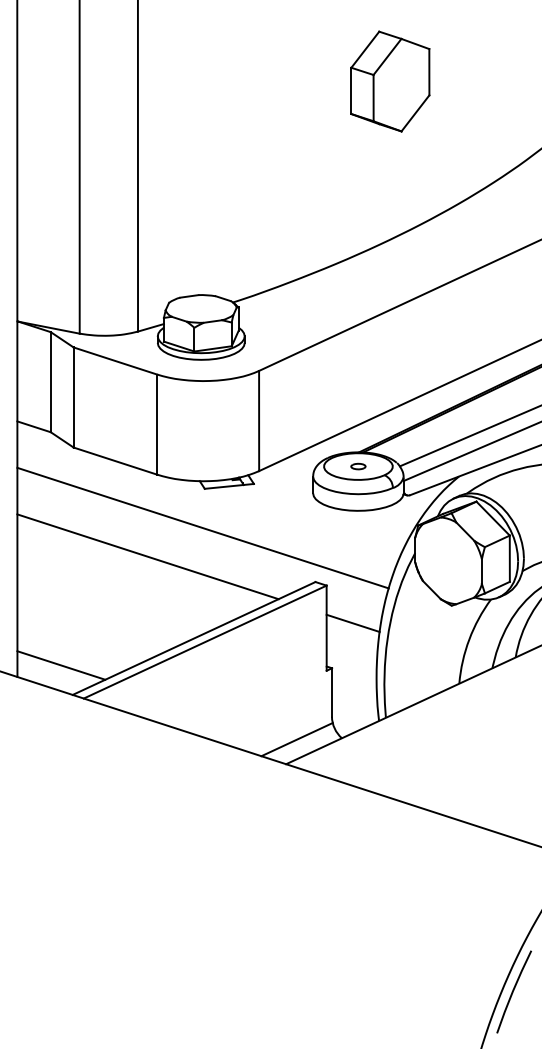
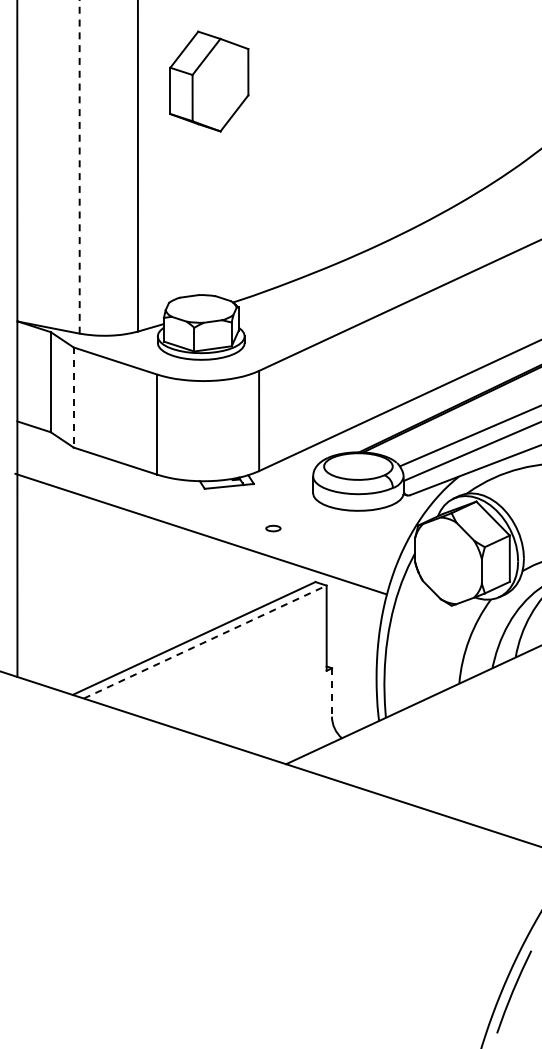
part position: (390, 81) -> (209, 81) (209, 81)
line: solid -> dashed (79, 166)
line: solid -> dashed (73, 398)
part position: (358, 466) -> (273, 528) (273, 528)
line position: (202, 527) -> (200, 533) (200, 533)
line: present -> none (147, 556)
line: present -> none (352, 623)
line: solid -> dashed (205, 642)
line: present -> none (61, 665)
line: solid -> dashed (332, 692)
line: present -> none (296, 739)
